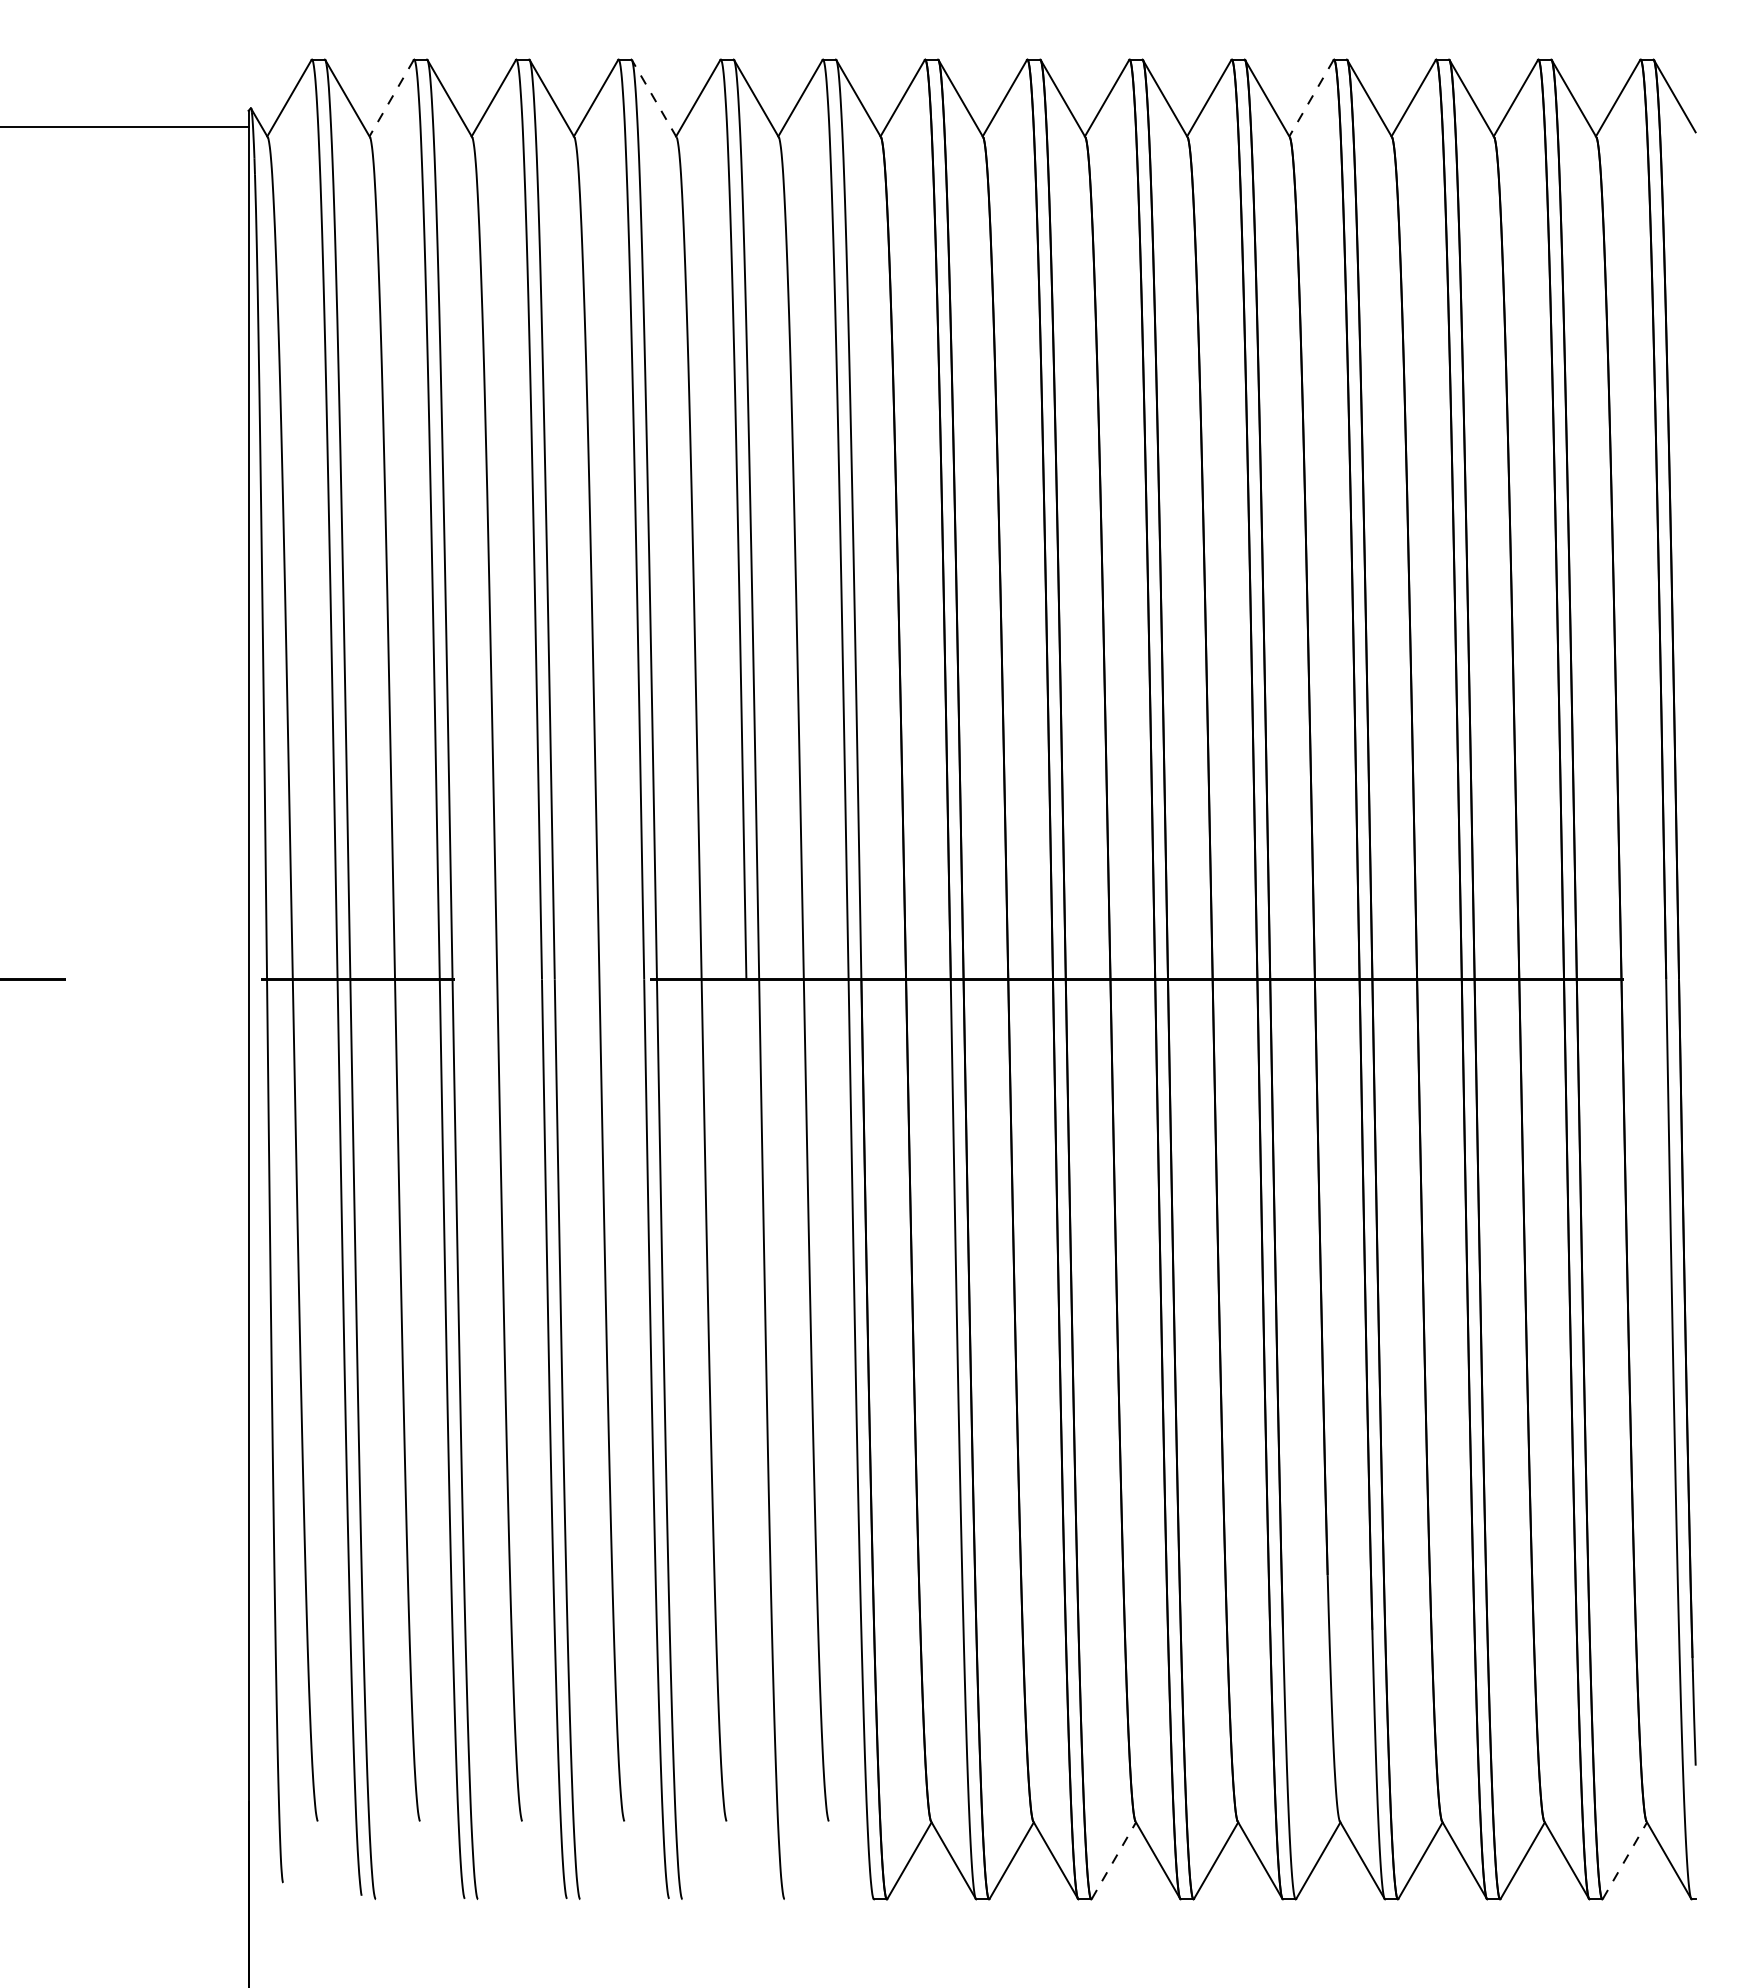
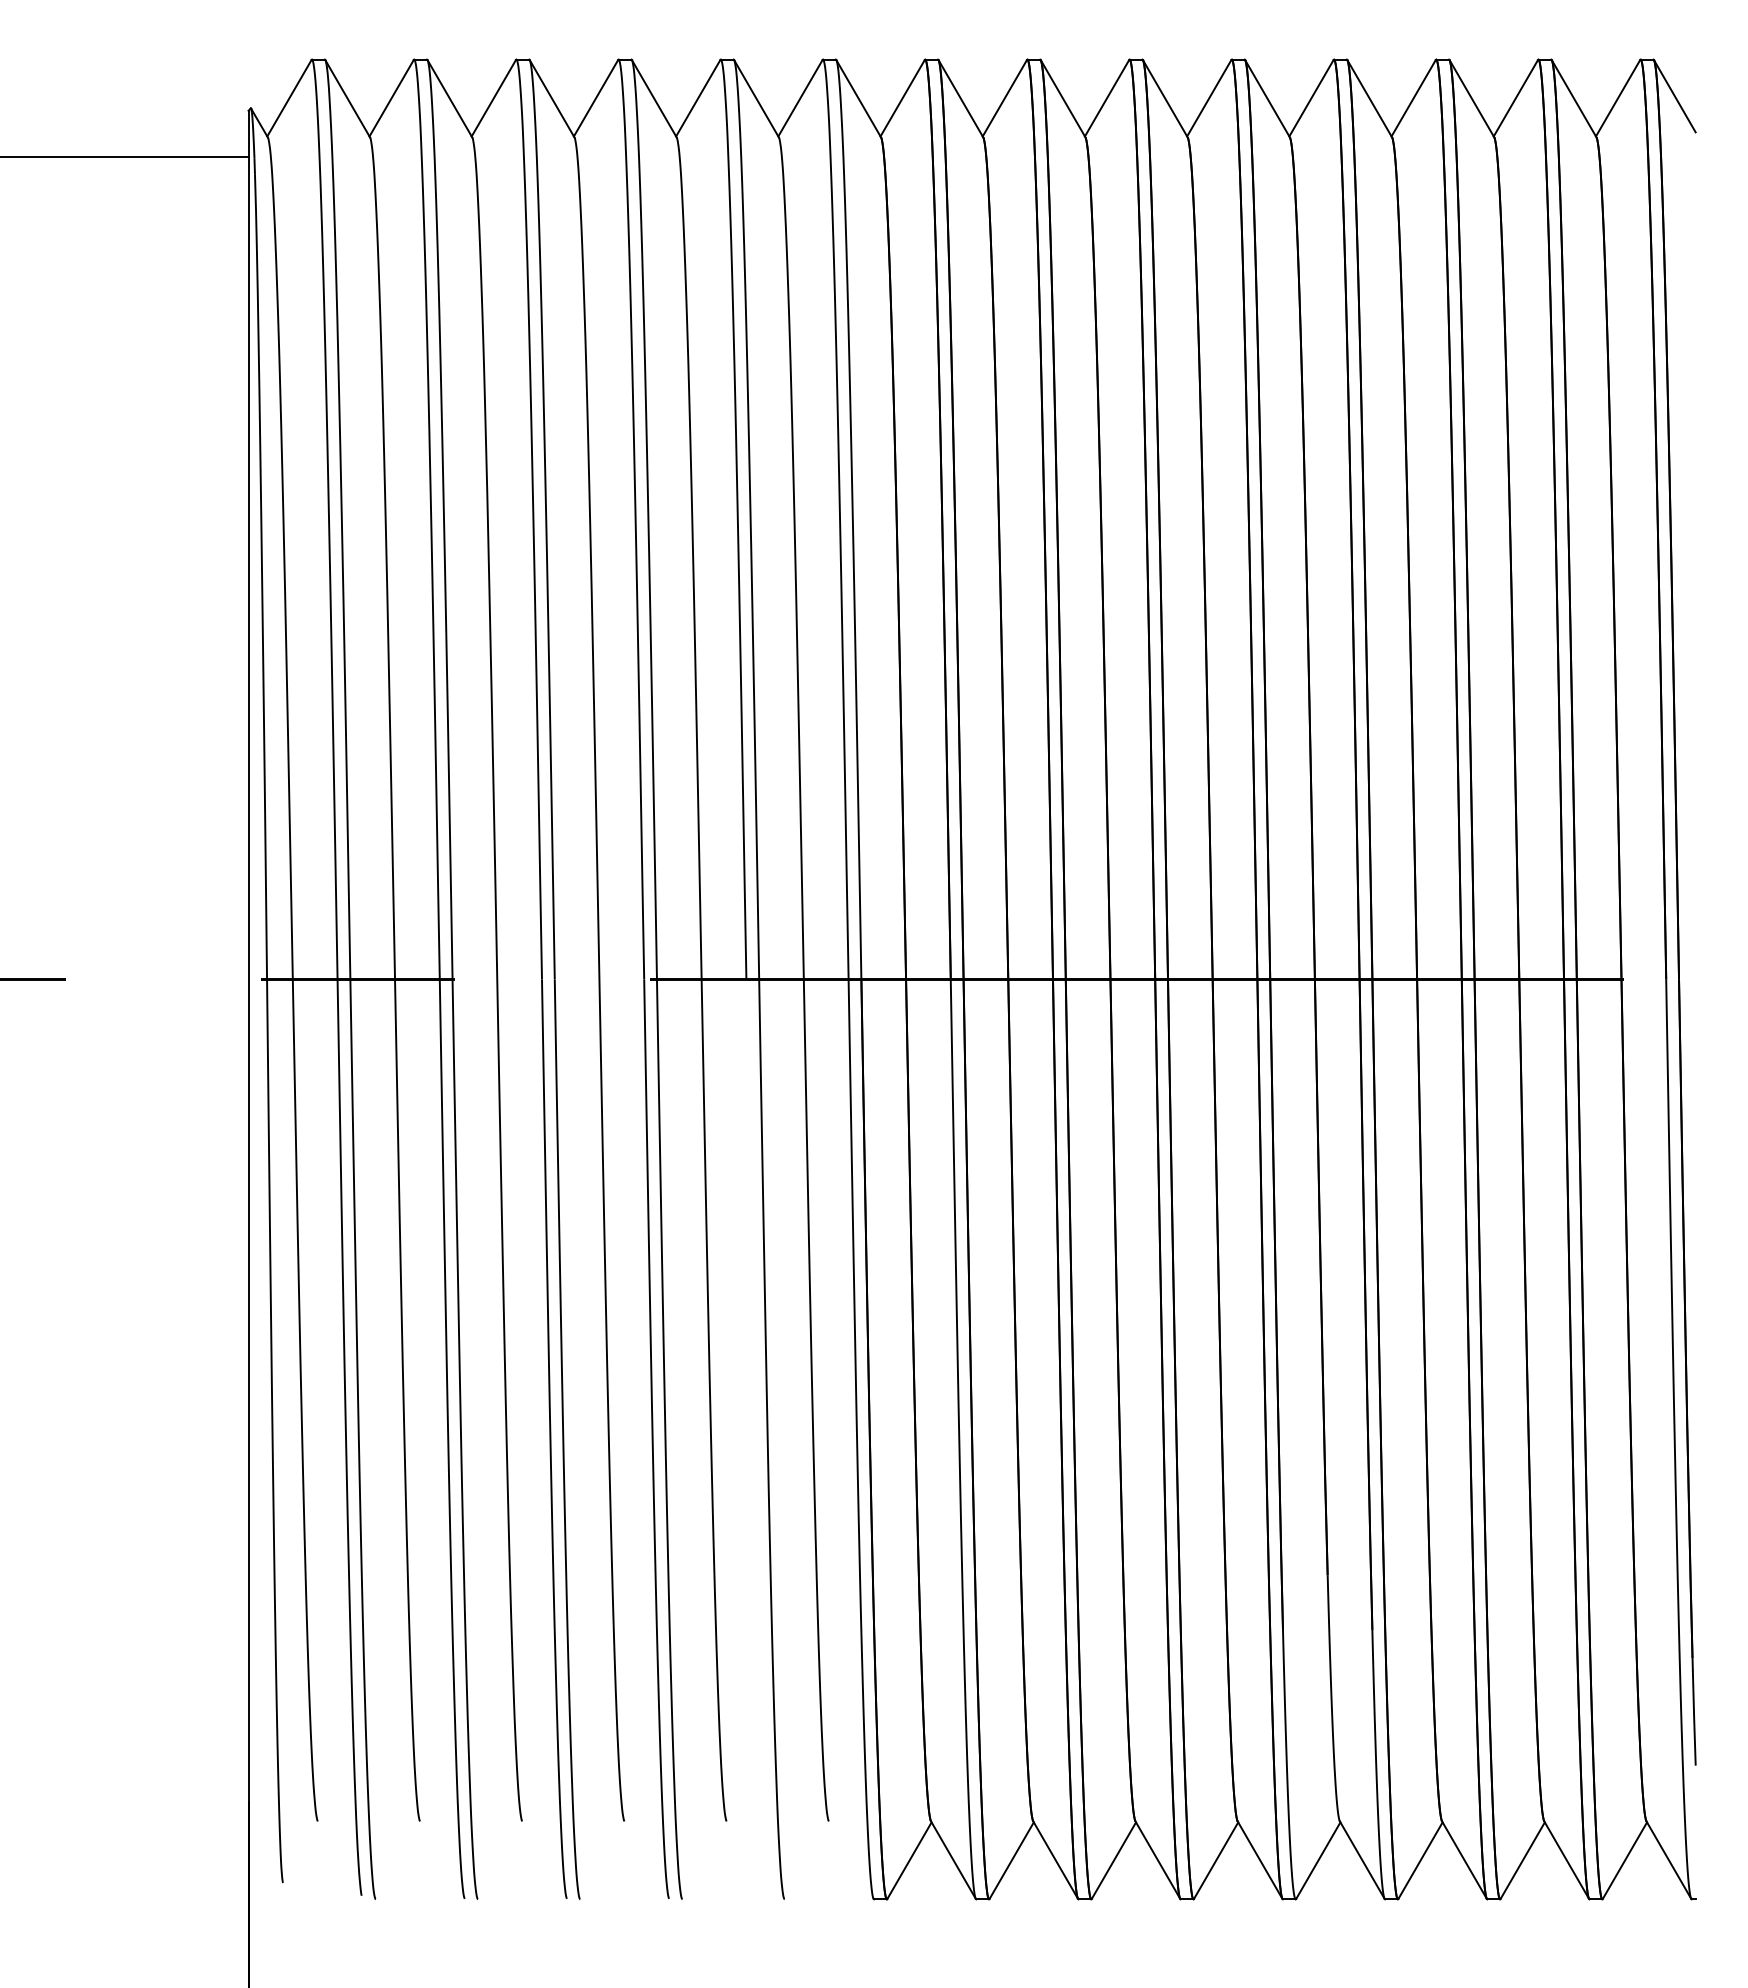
line: dashed -> solid (391, 98)
line: dashed -> solid (654, 98)
line: dashed -> solid (1311, 98)
line position: (125, 126) -> (125, 156) (125, 156)
line: dashed -> solid (1114, 1860)
line: dashed -> solid (1625, 1860)
